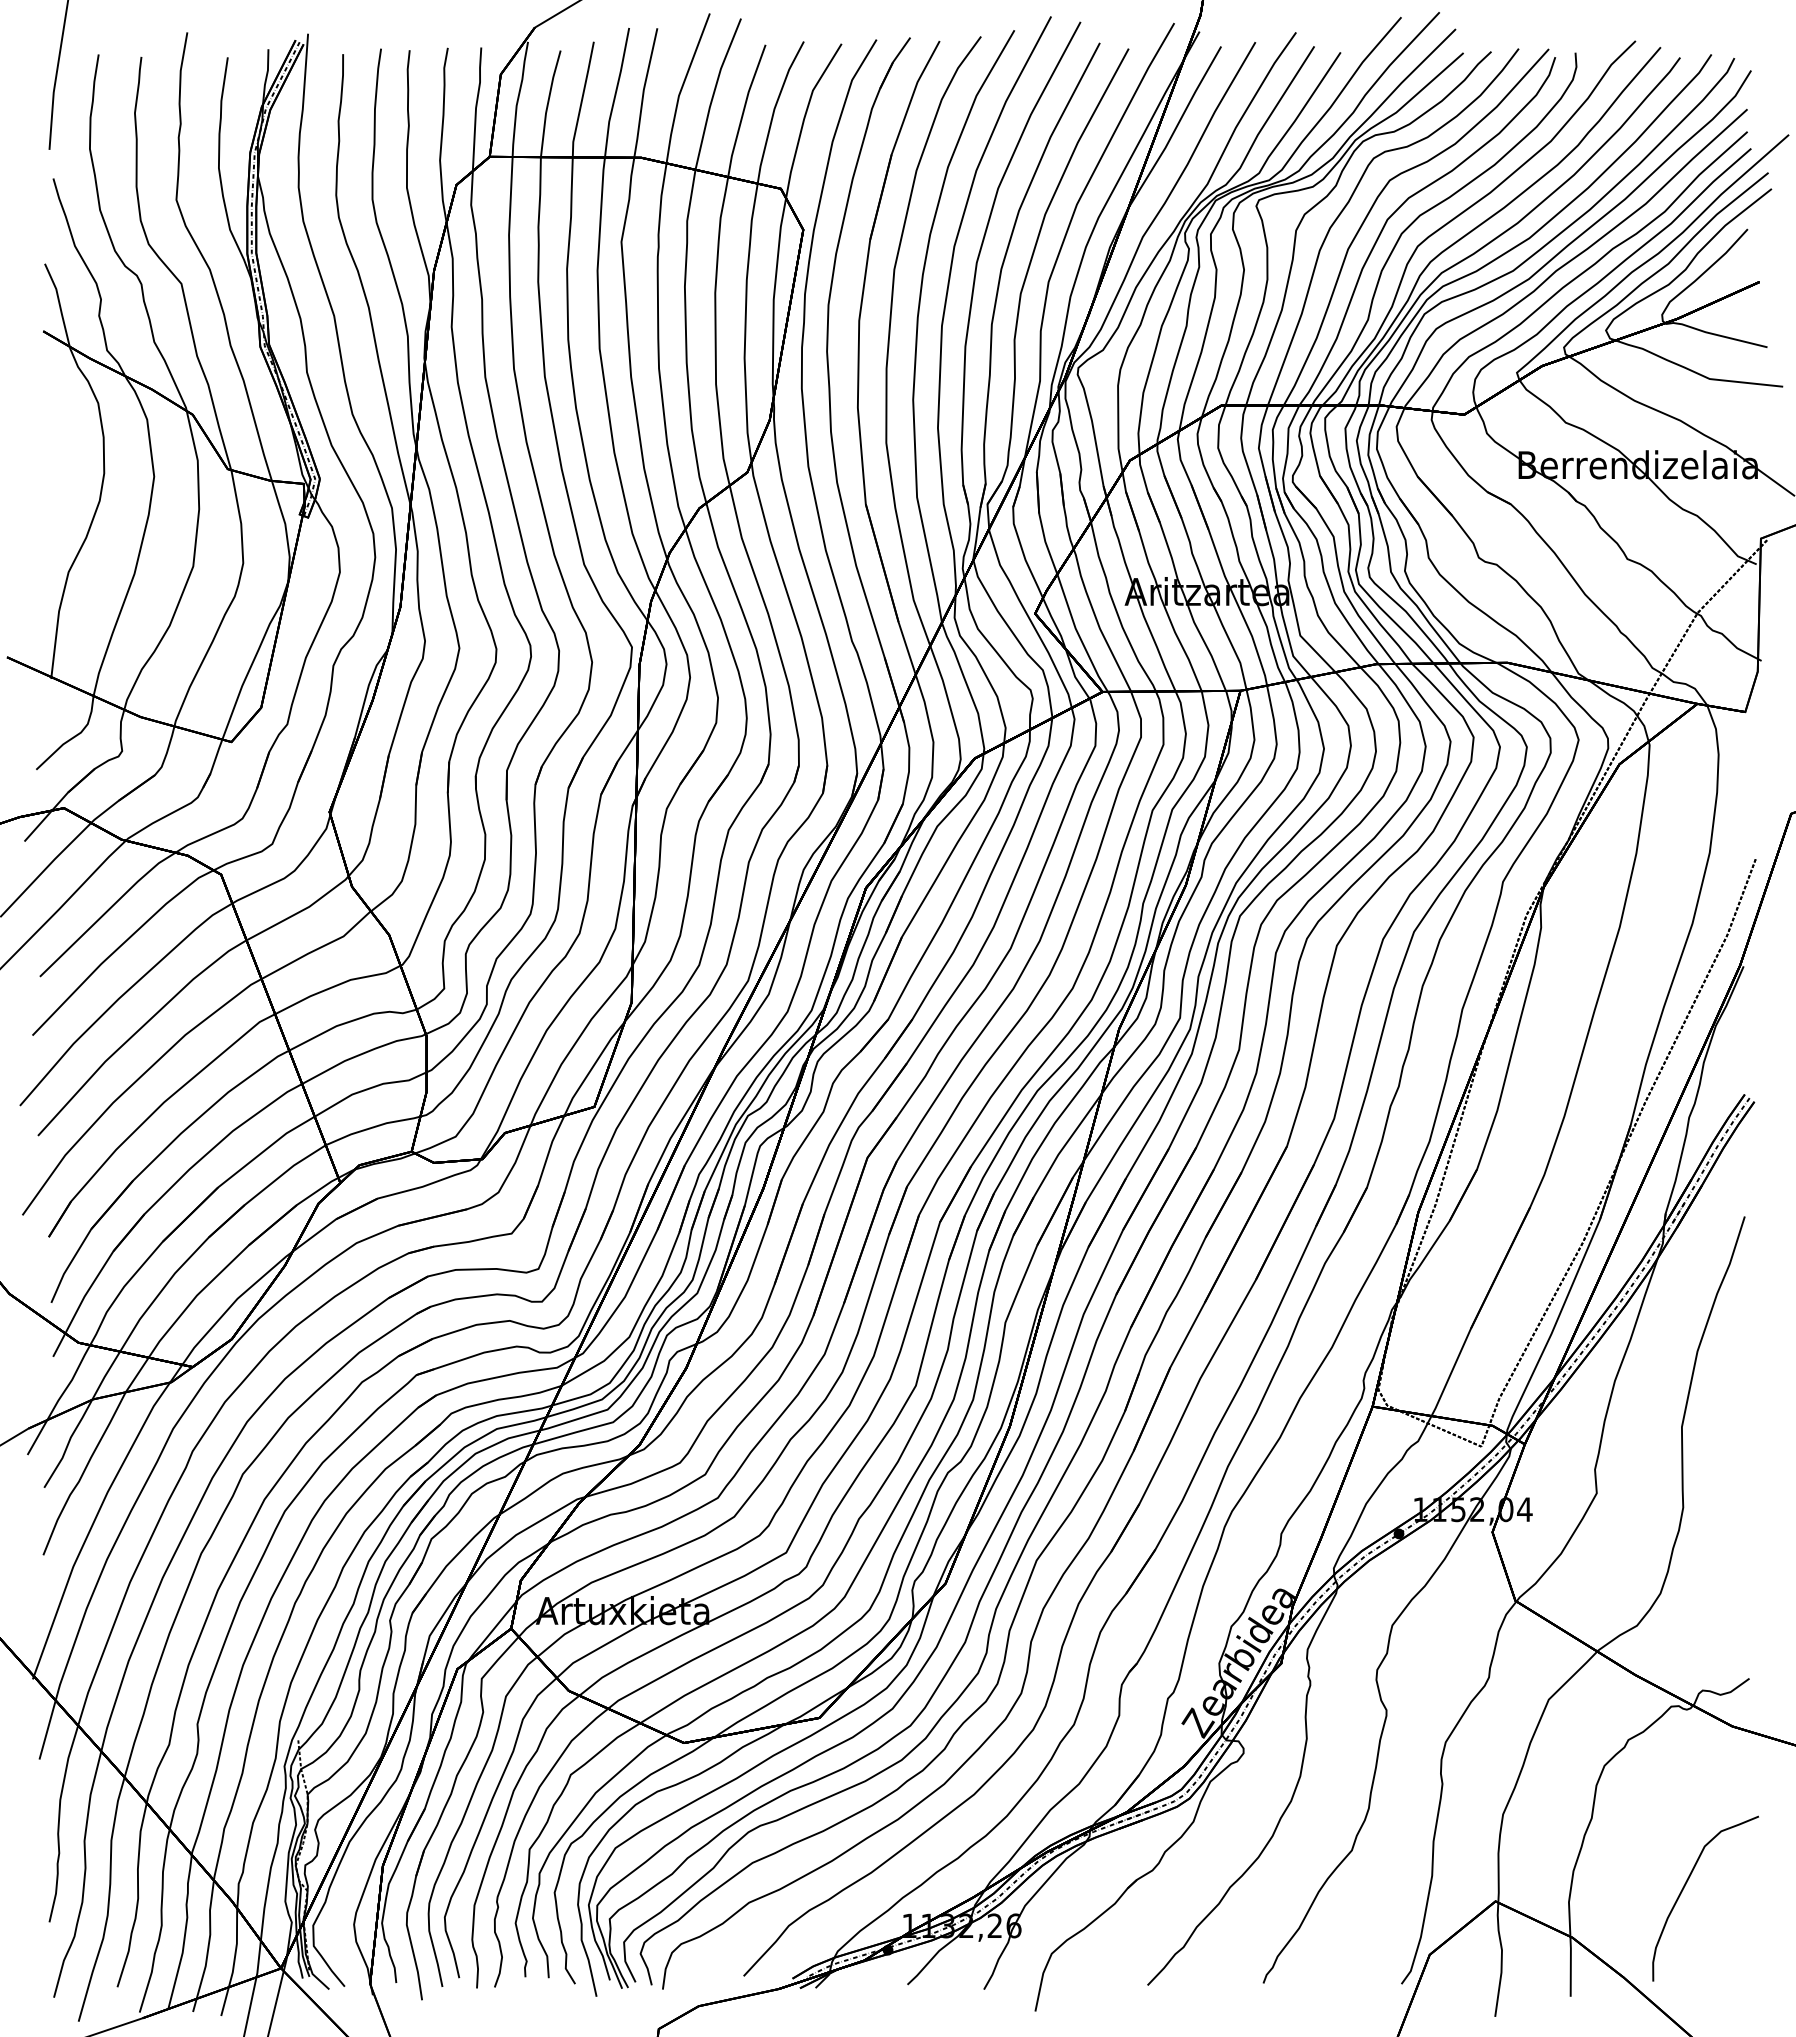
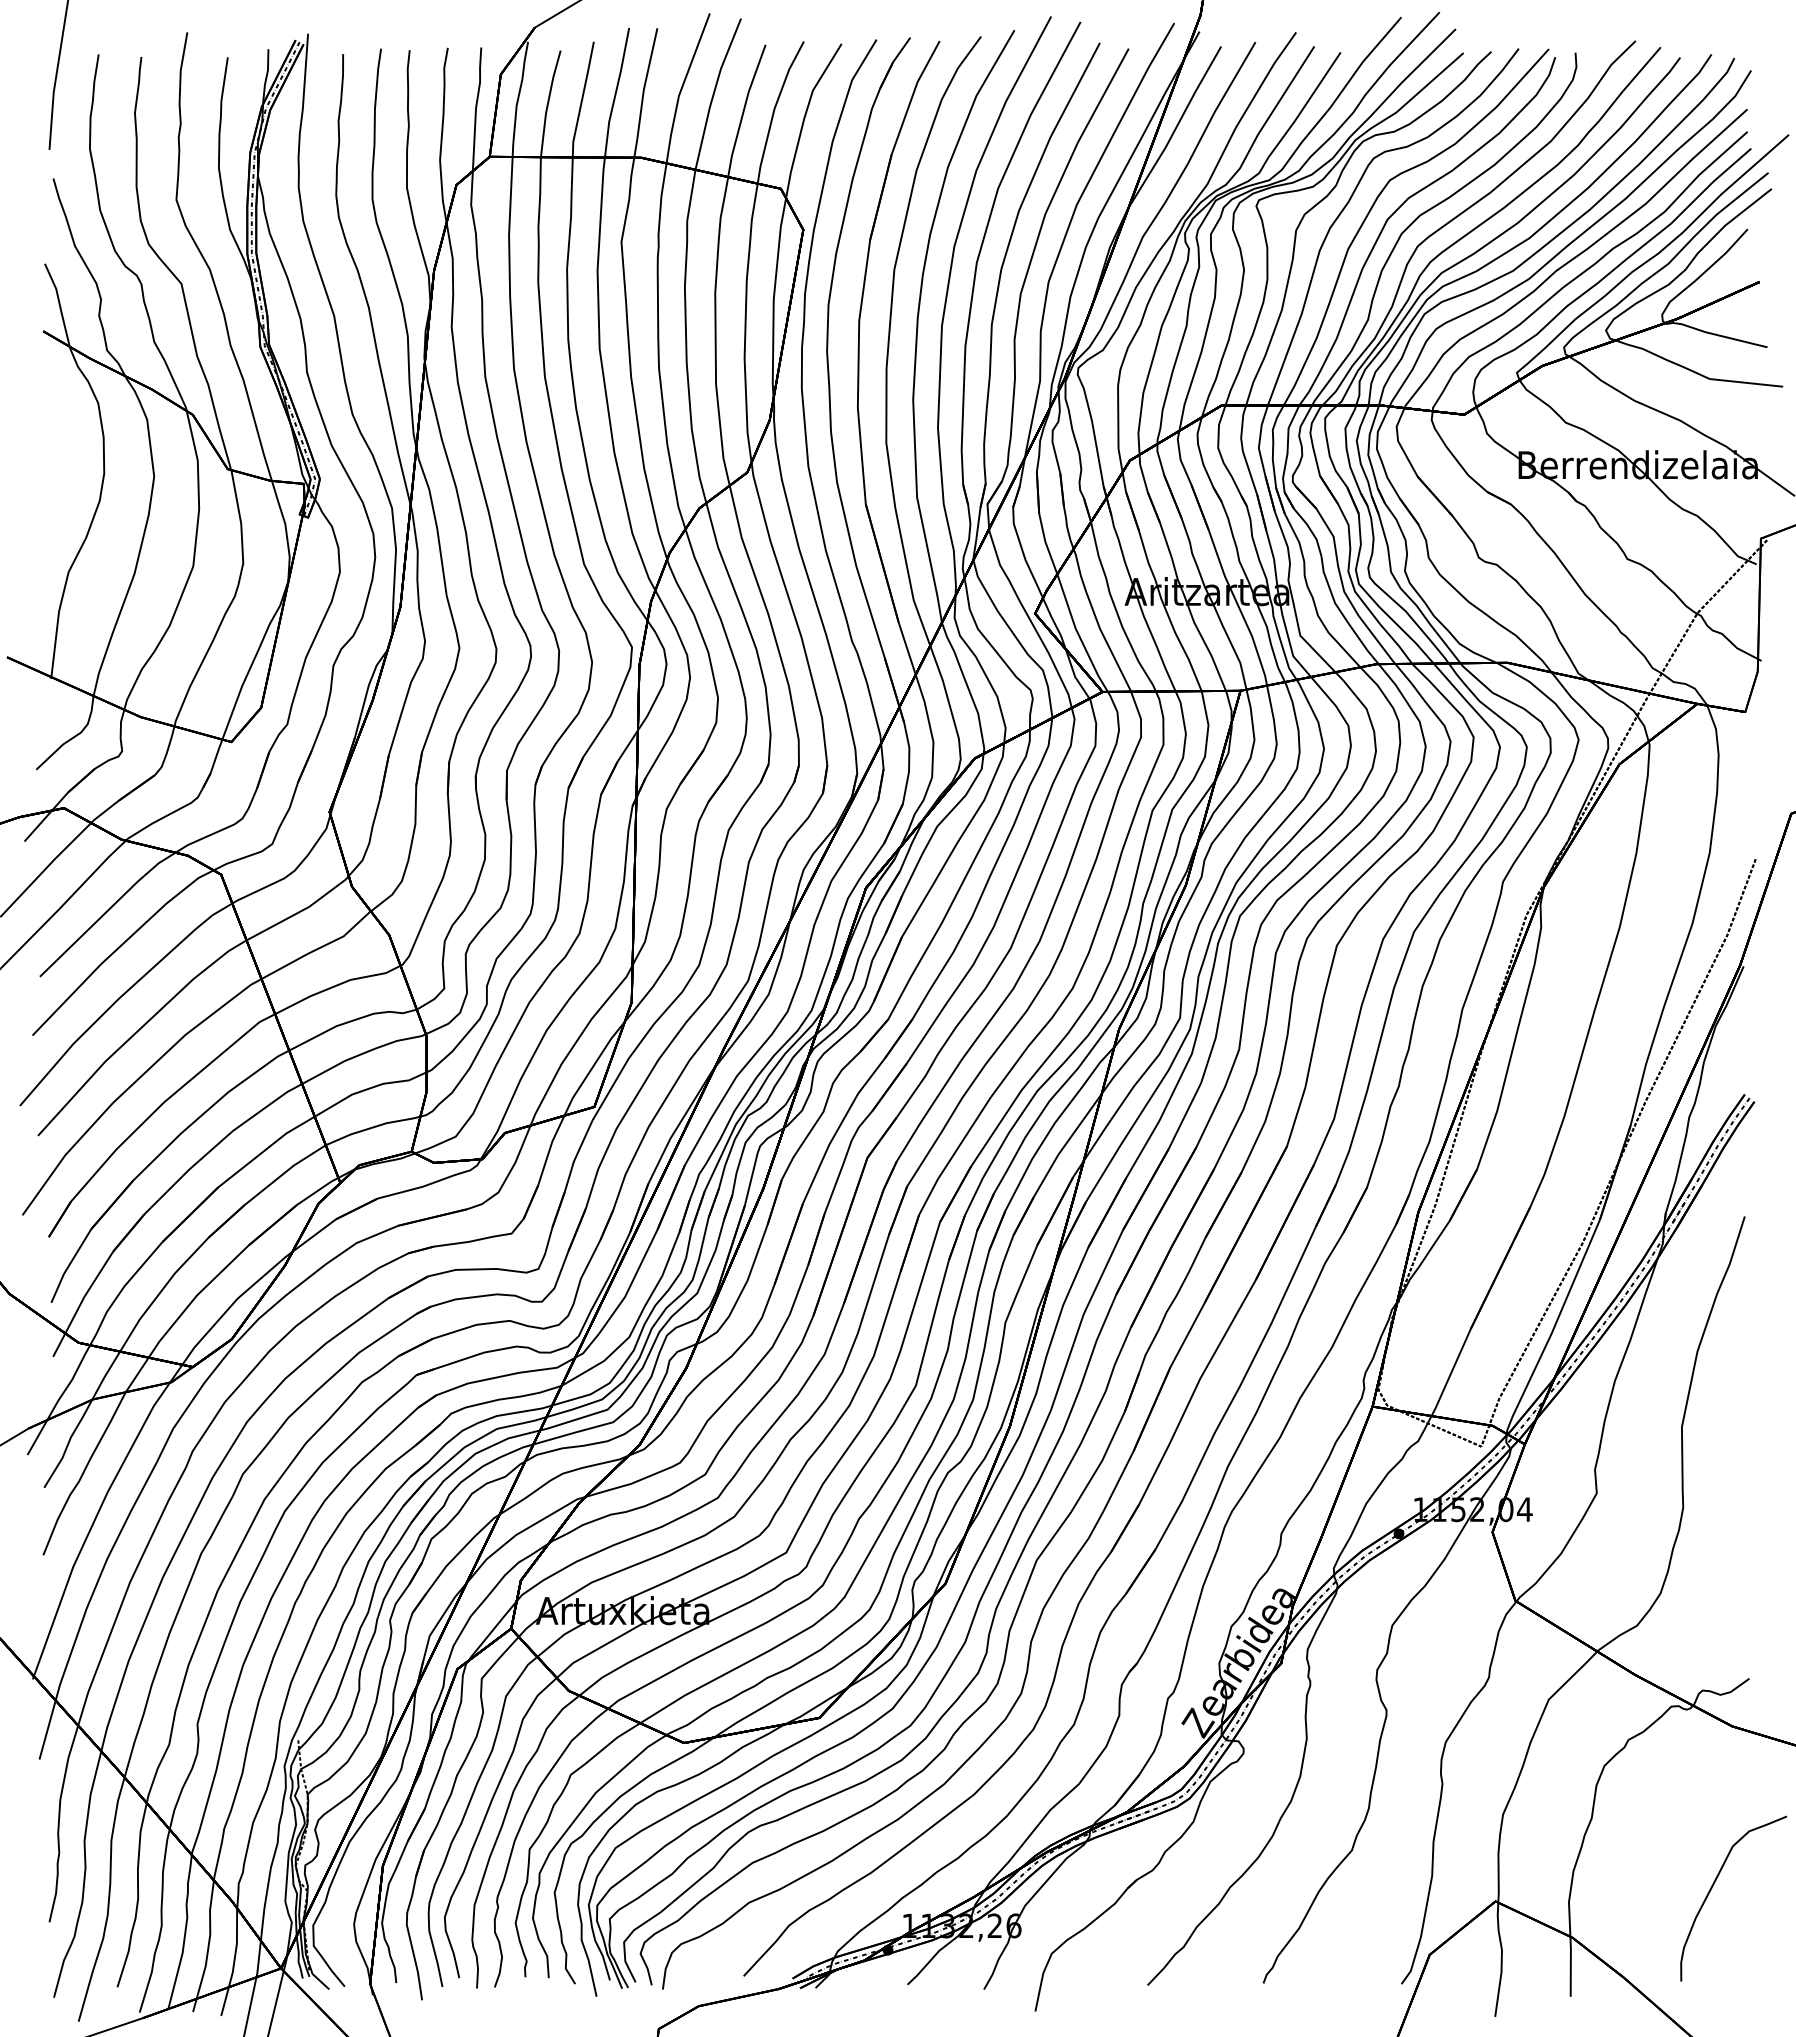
curve position: (1684, 1888) -> (1712, 1888) (1712, 1888)
